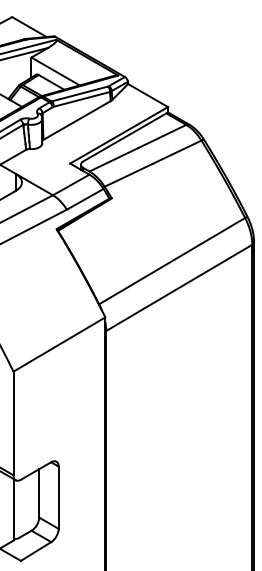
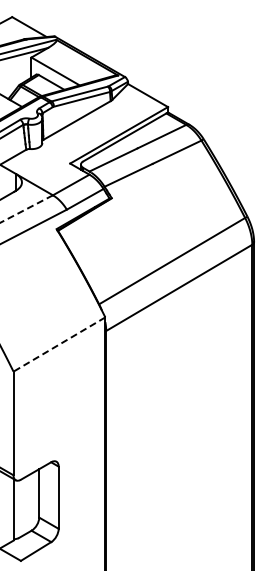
line: solid -> dashed (26, 209)
line: solid -> dashed (59, 344)
